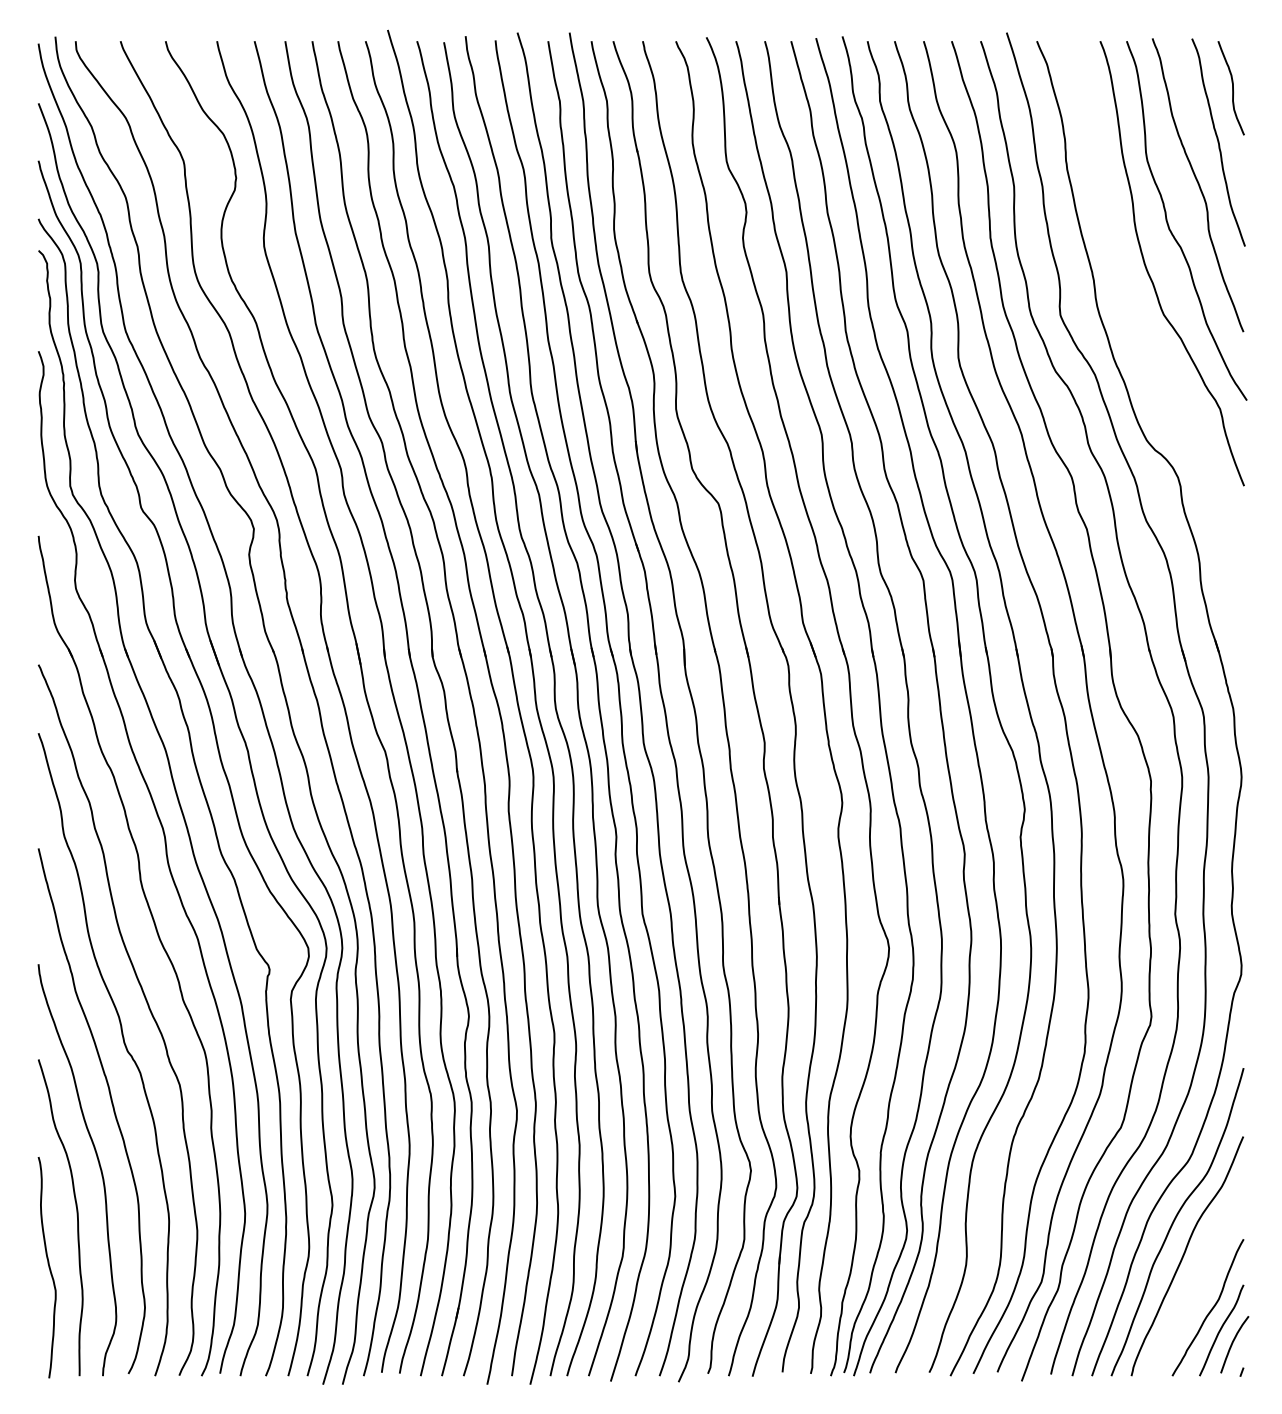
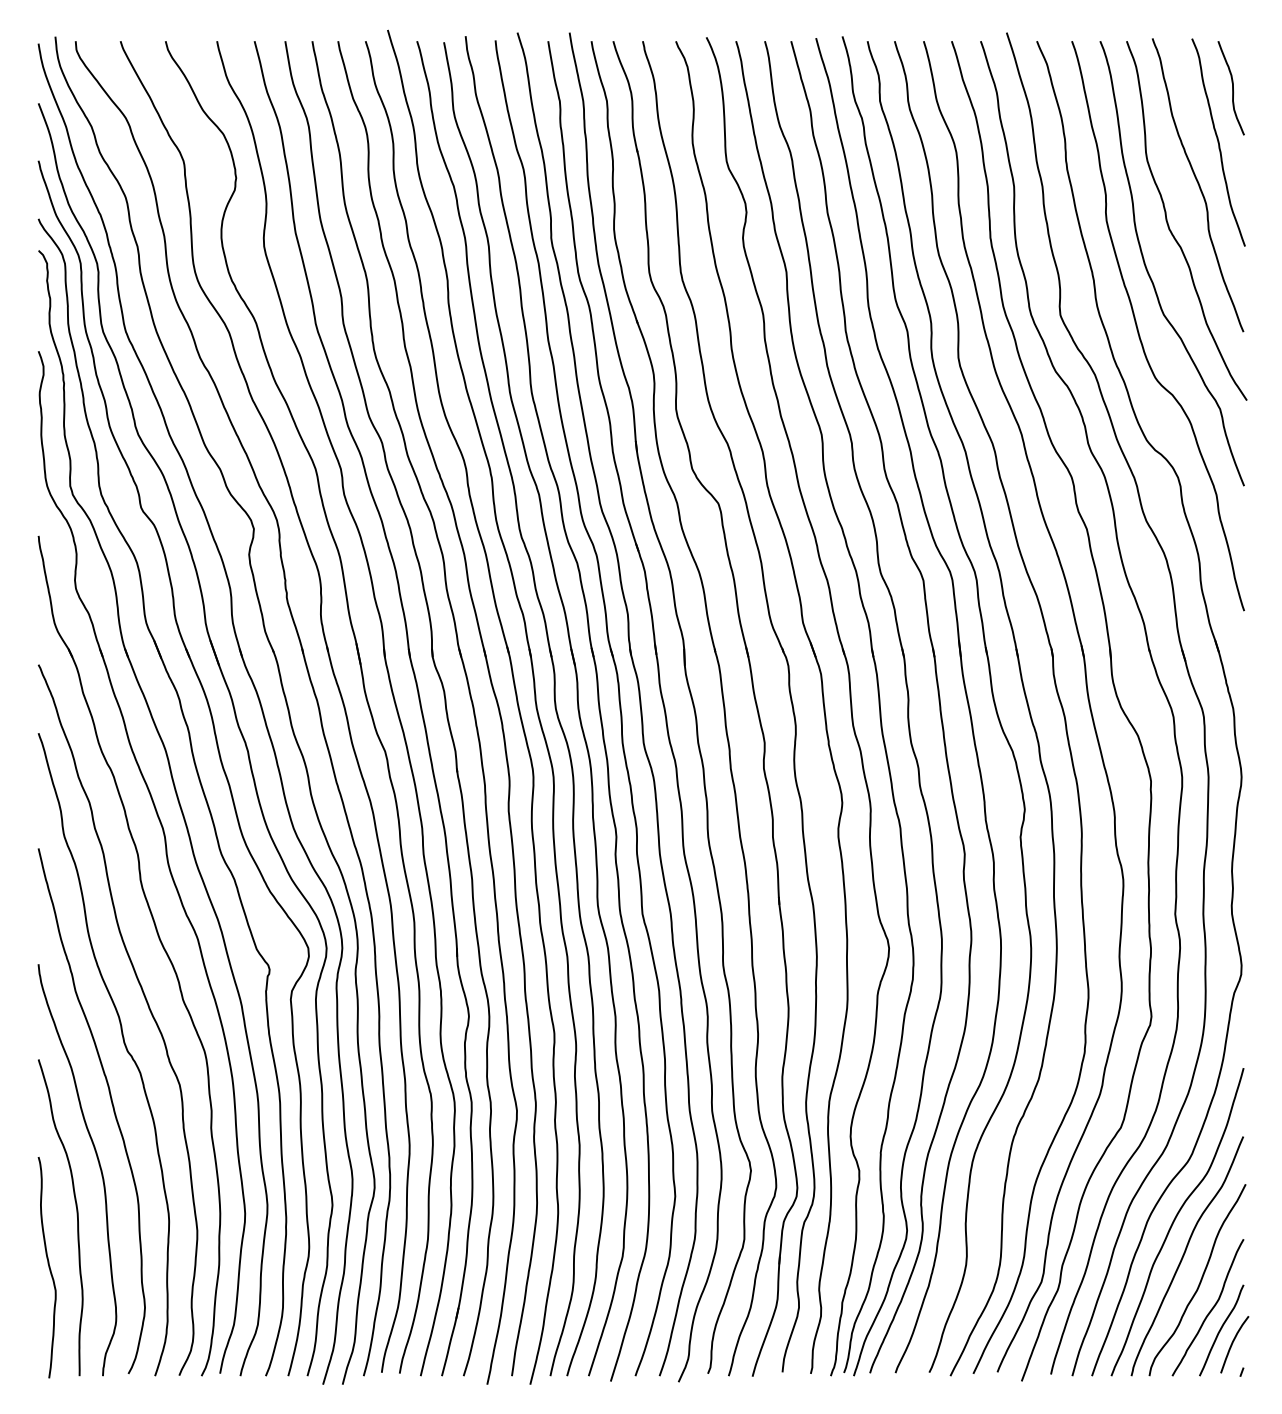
curve: none -> present (1139, 332)
curve: none -> present (1199, 1281)
